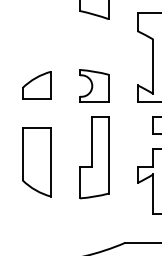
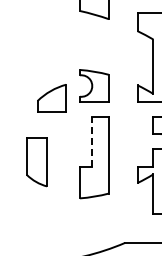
part position: (36, 85) -> (51, 98) (51, 98)
line: solid -> dashed (92, 141)
part size: 30x71 px -> 22x51 px (36, 162)
